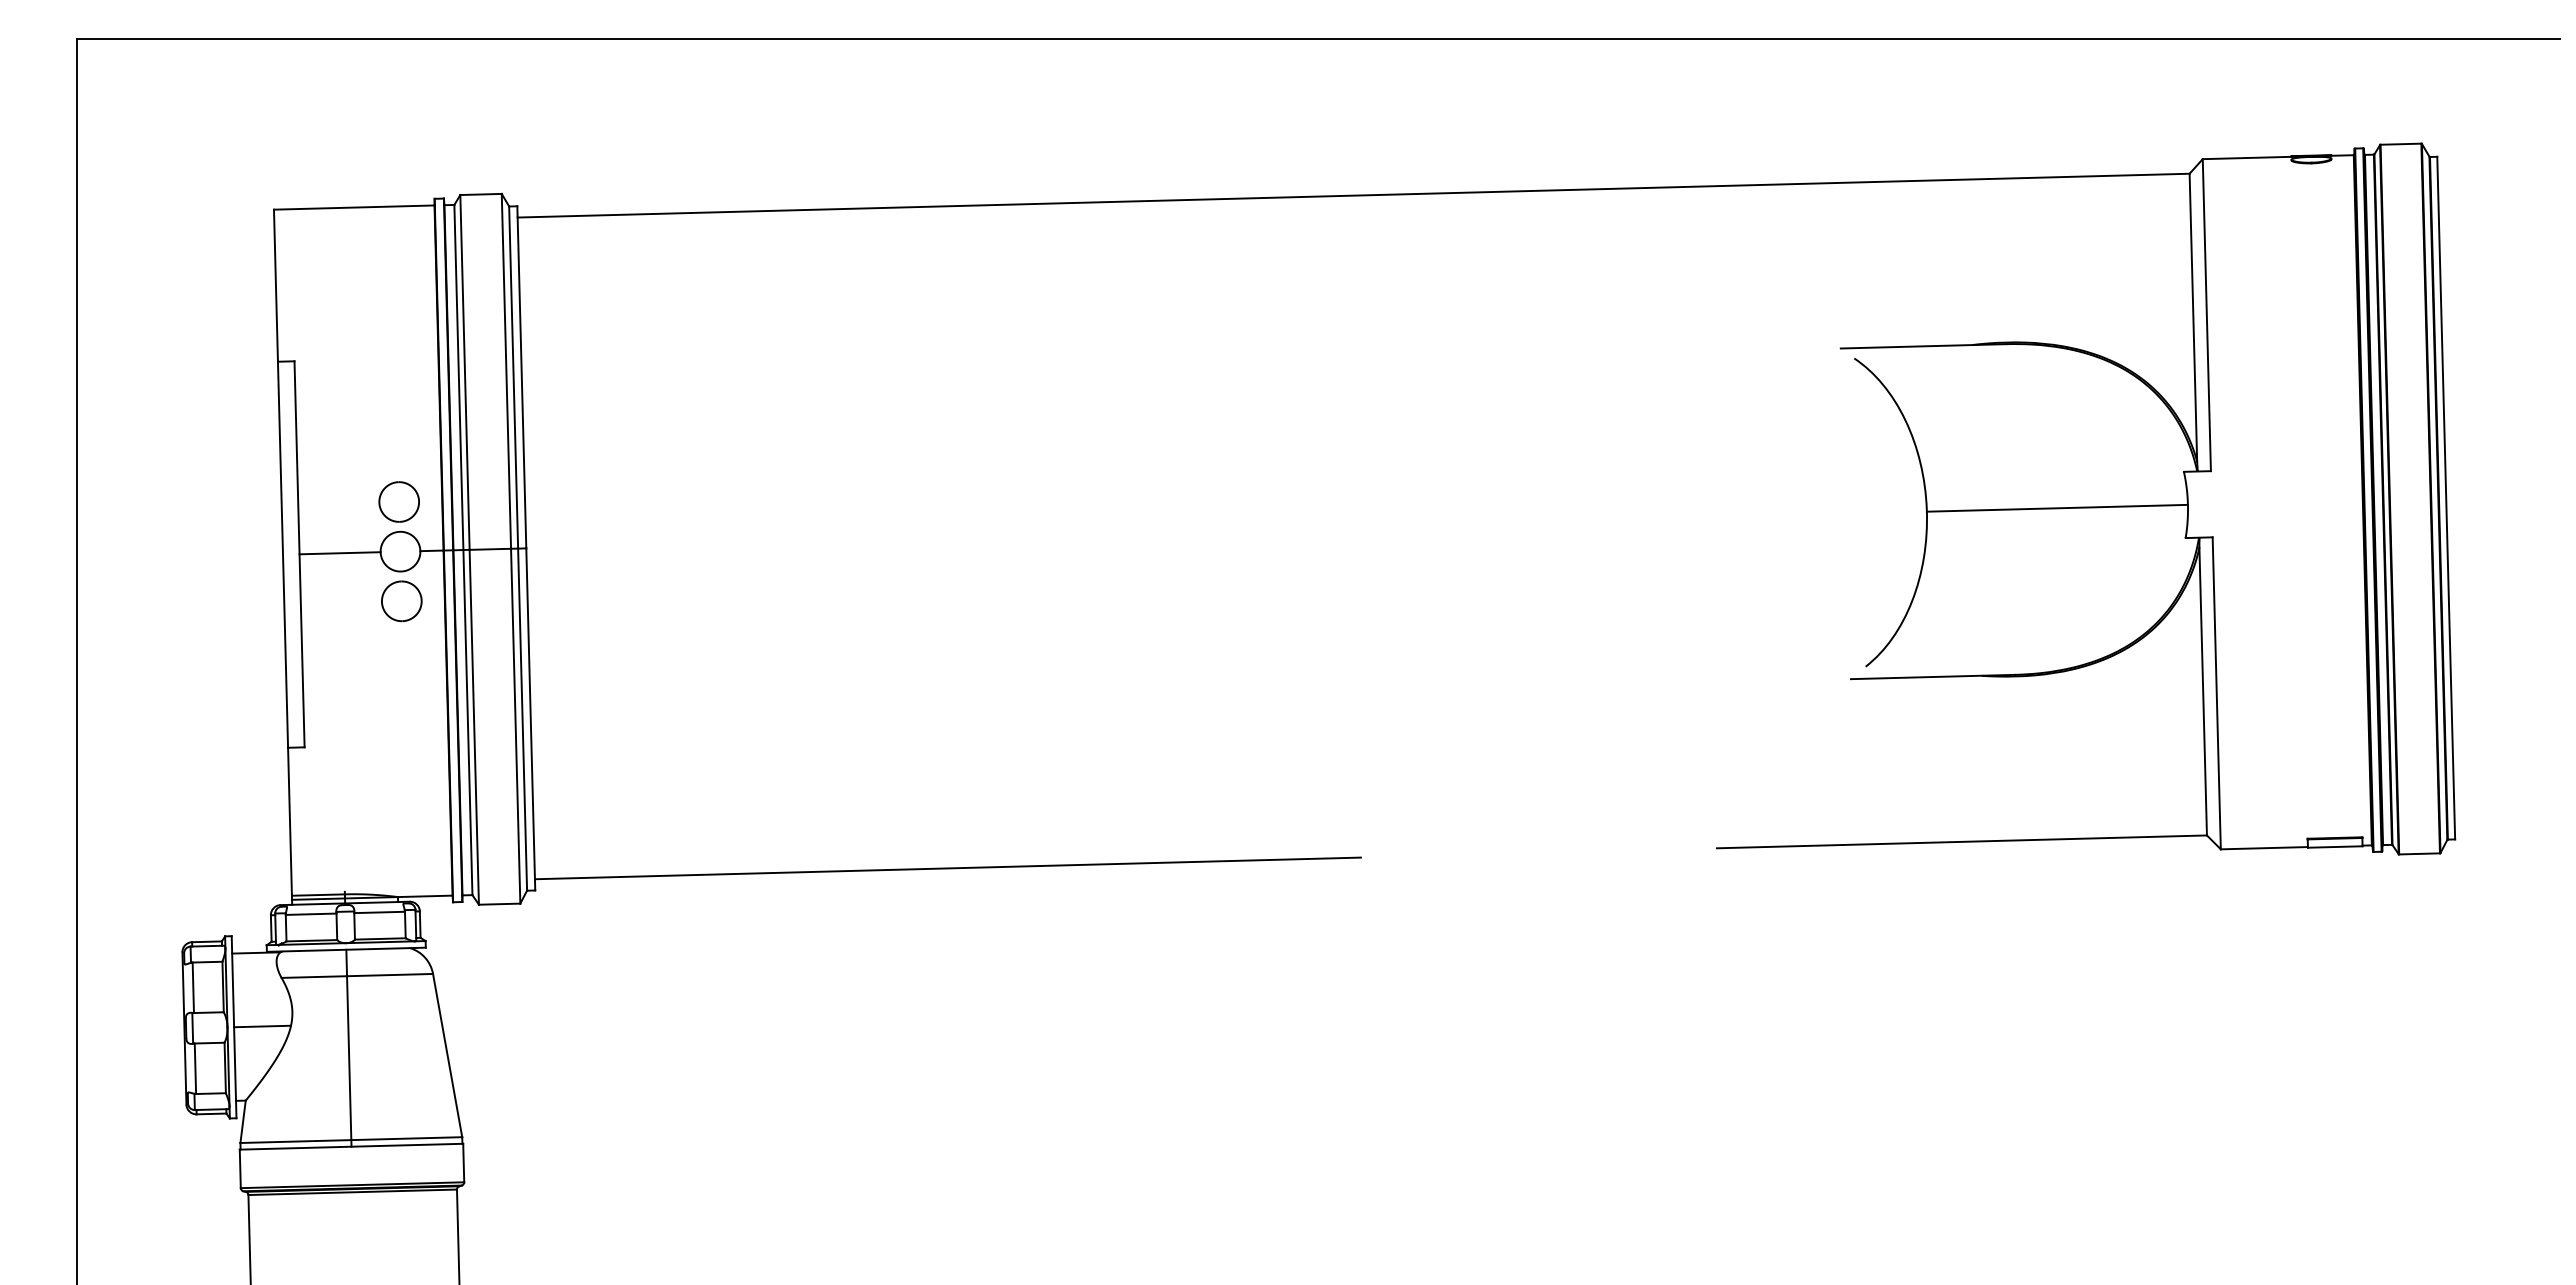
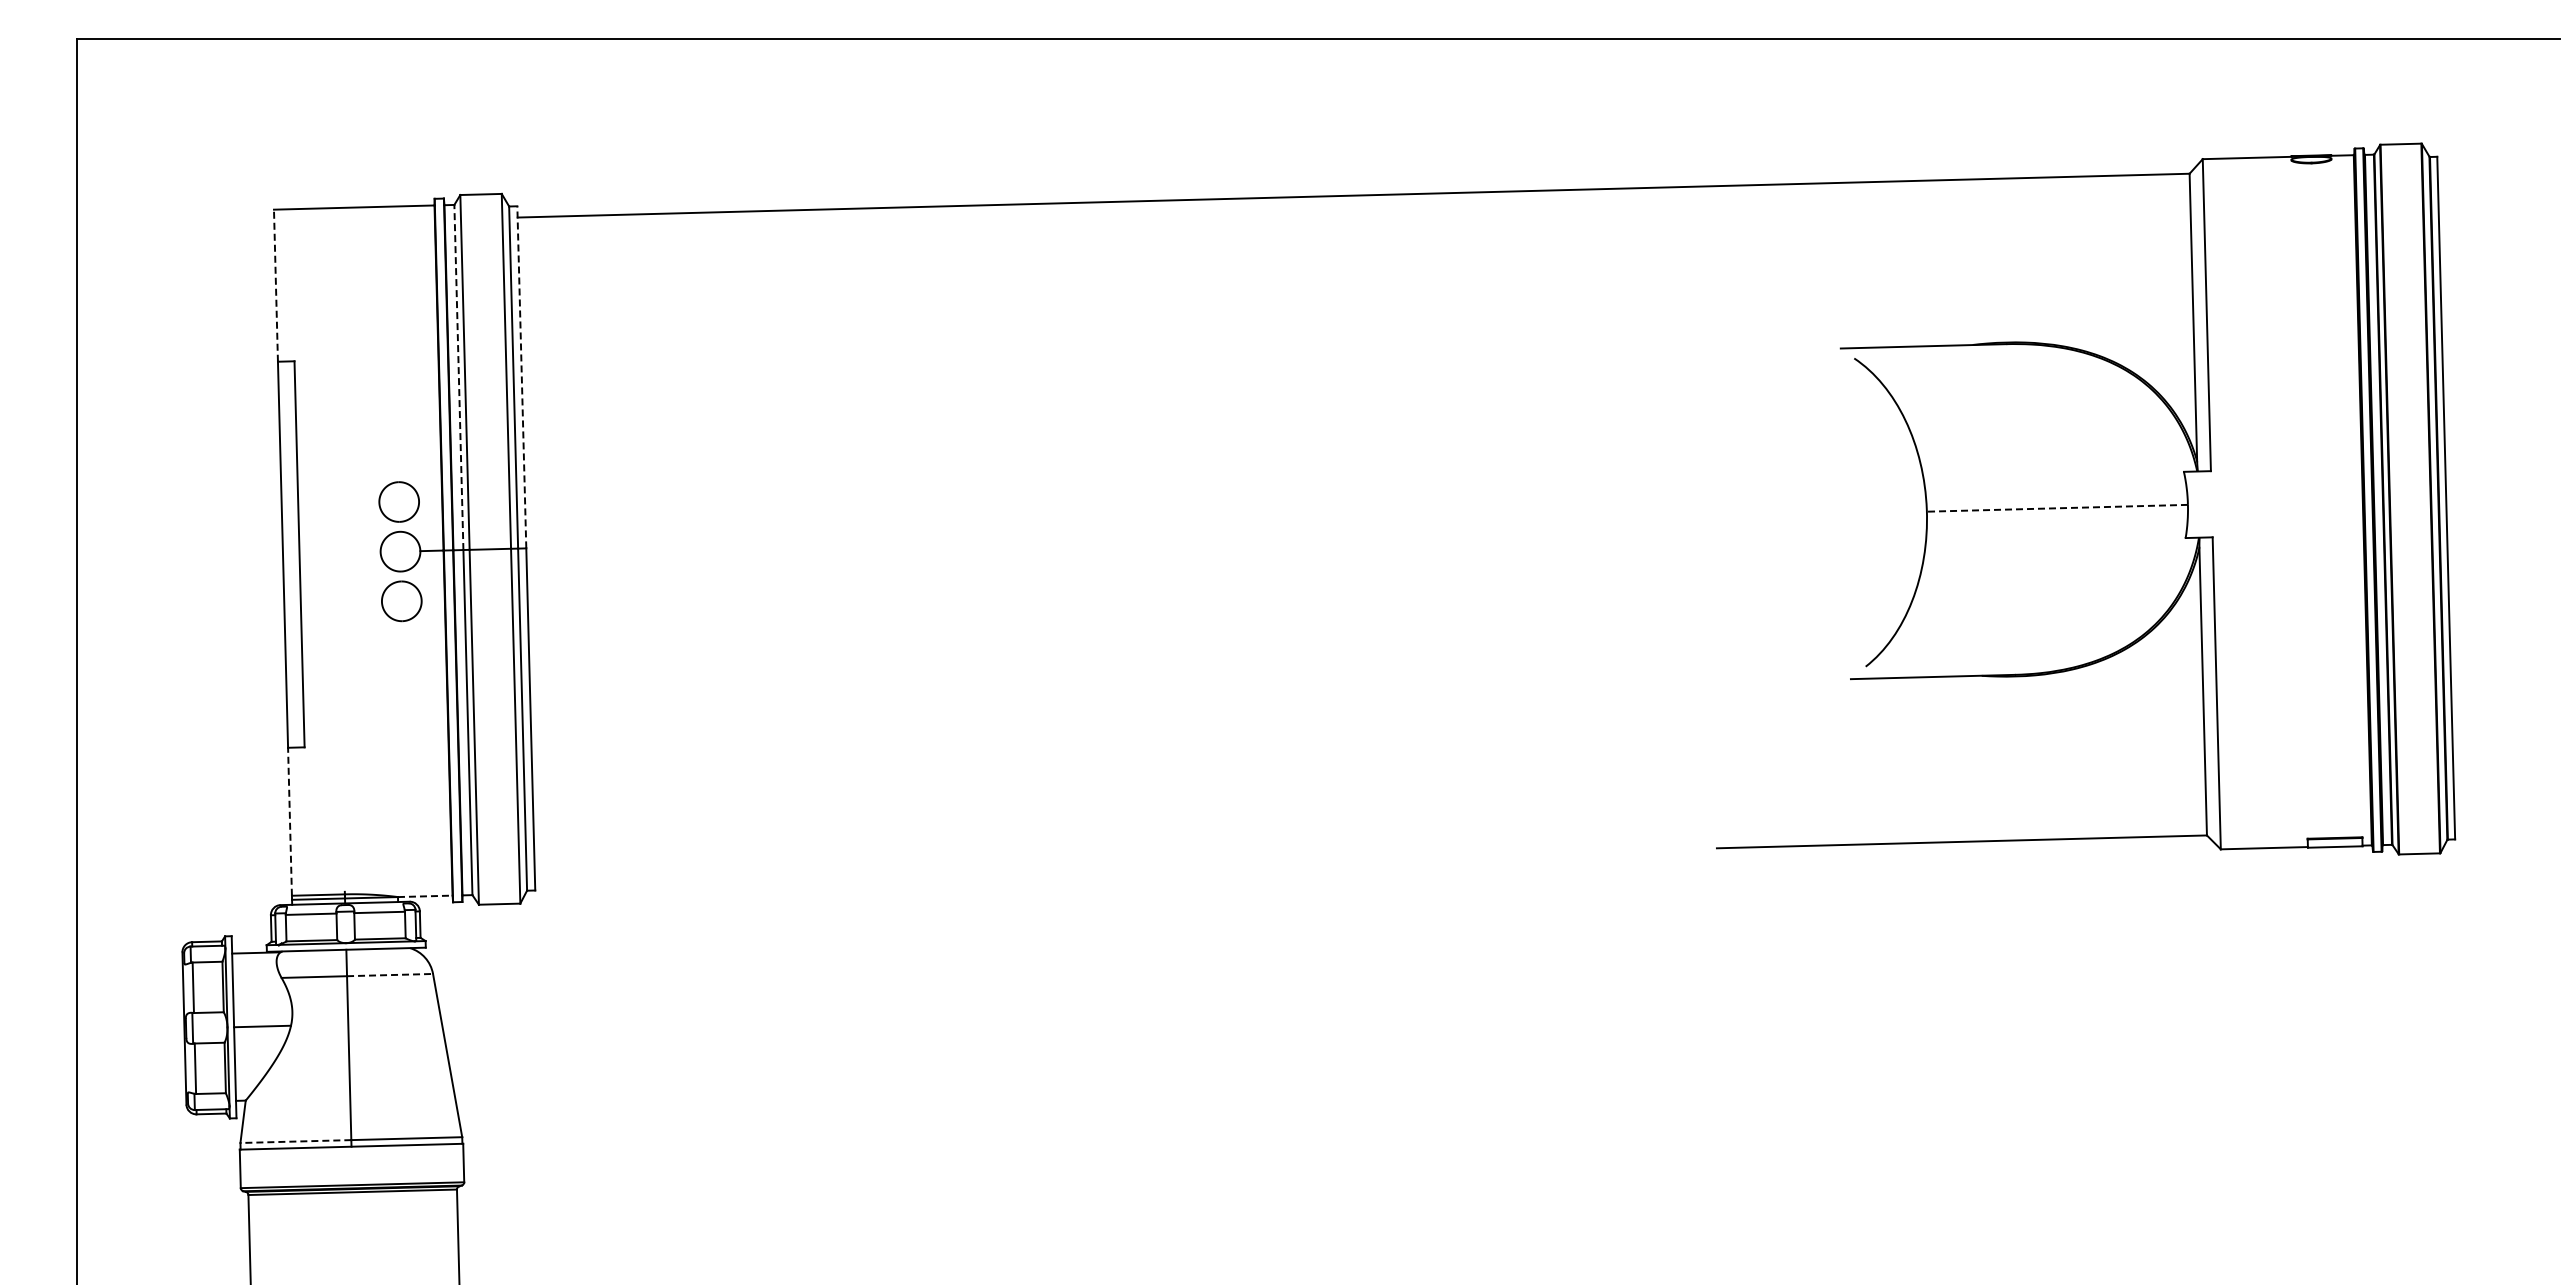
line: solid -> dashed (275, 285)
line: solid -> dashed (521, 376)
line: solid -> dashed (458, 377)
line: solid -> dashed (2057, 508)
line: present -> none (339, 553)
line: solid -> dashed (290, 821)
line: present -> none (947, 868)
line: solid -> dashed (425, 896)
line: solid -> dashed (390, 975)
line: solid -> dashed (295, 1141)
